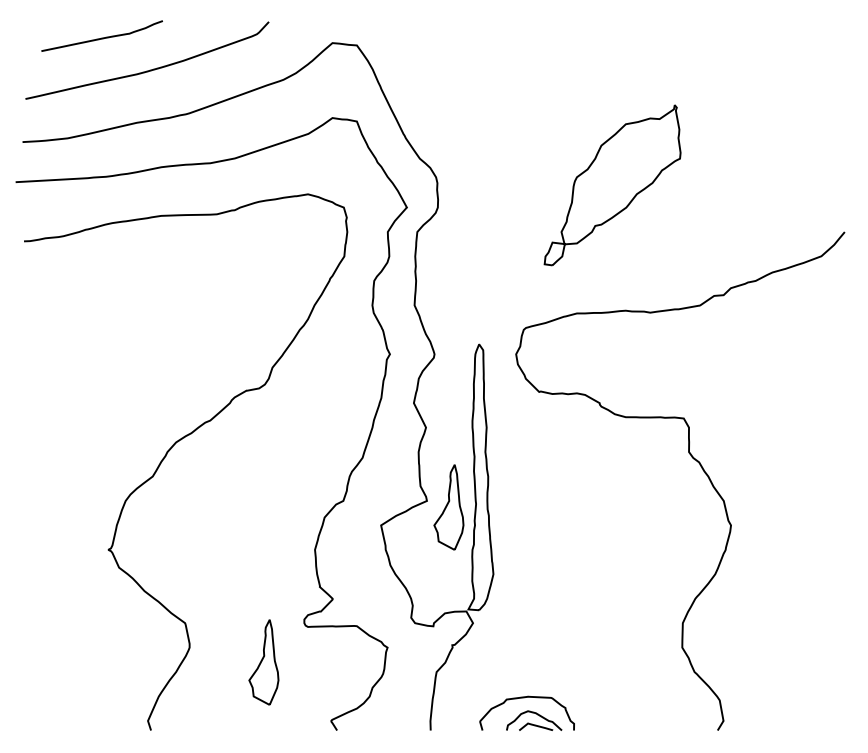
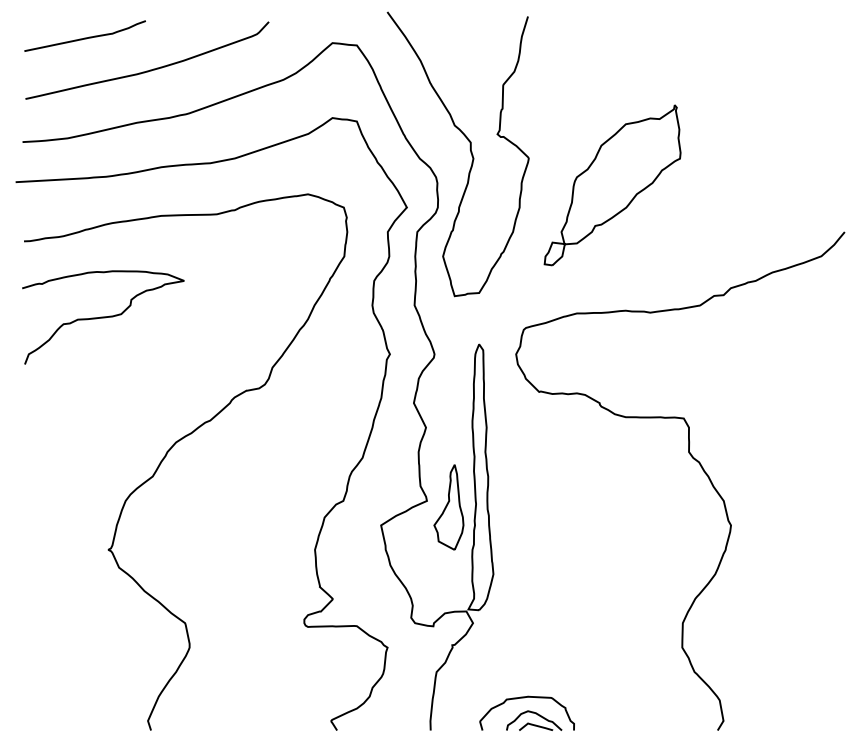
curve position: (101, 37) -> (84, 37) (84, 37)
curve: none -> present (470, 153)
curve: none -> present (103, 317)
part: present -> none (263, 662)
